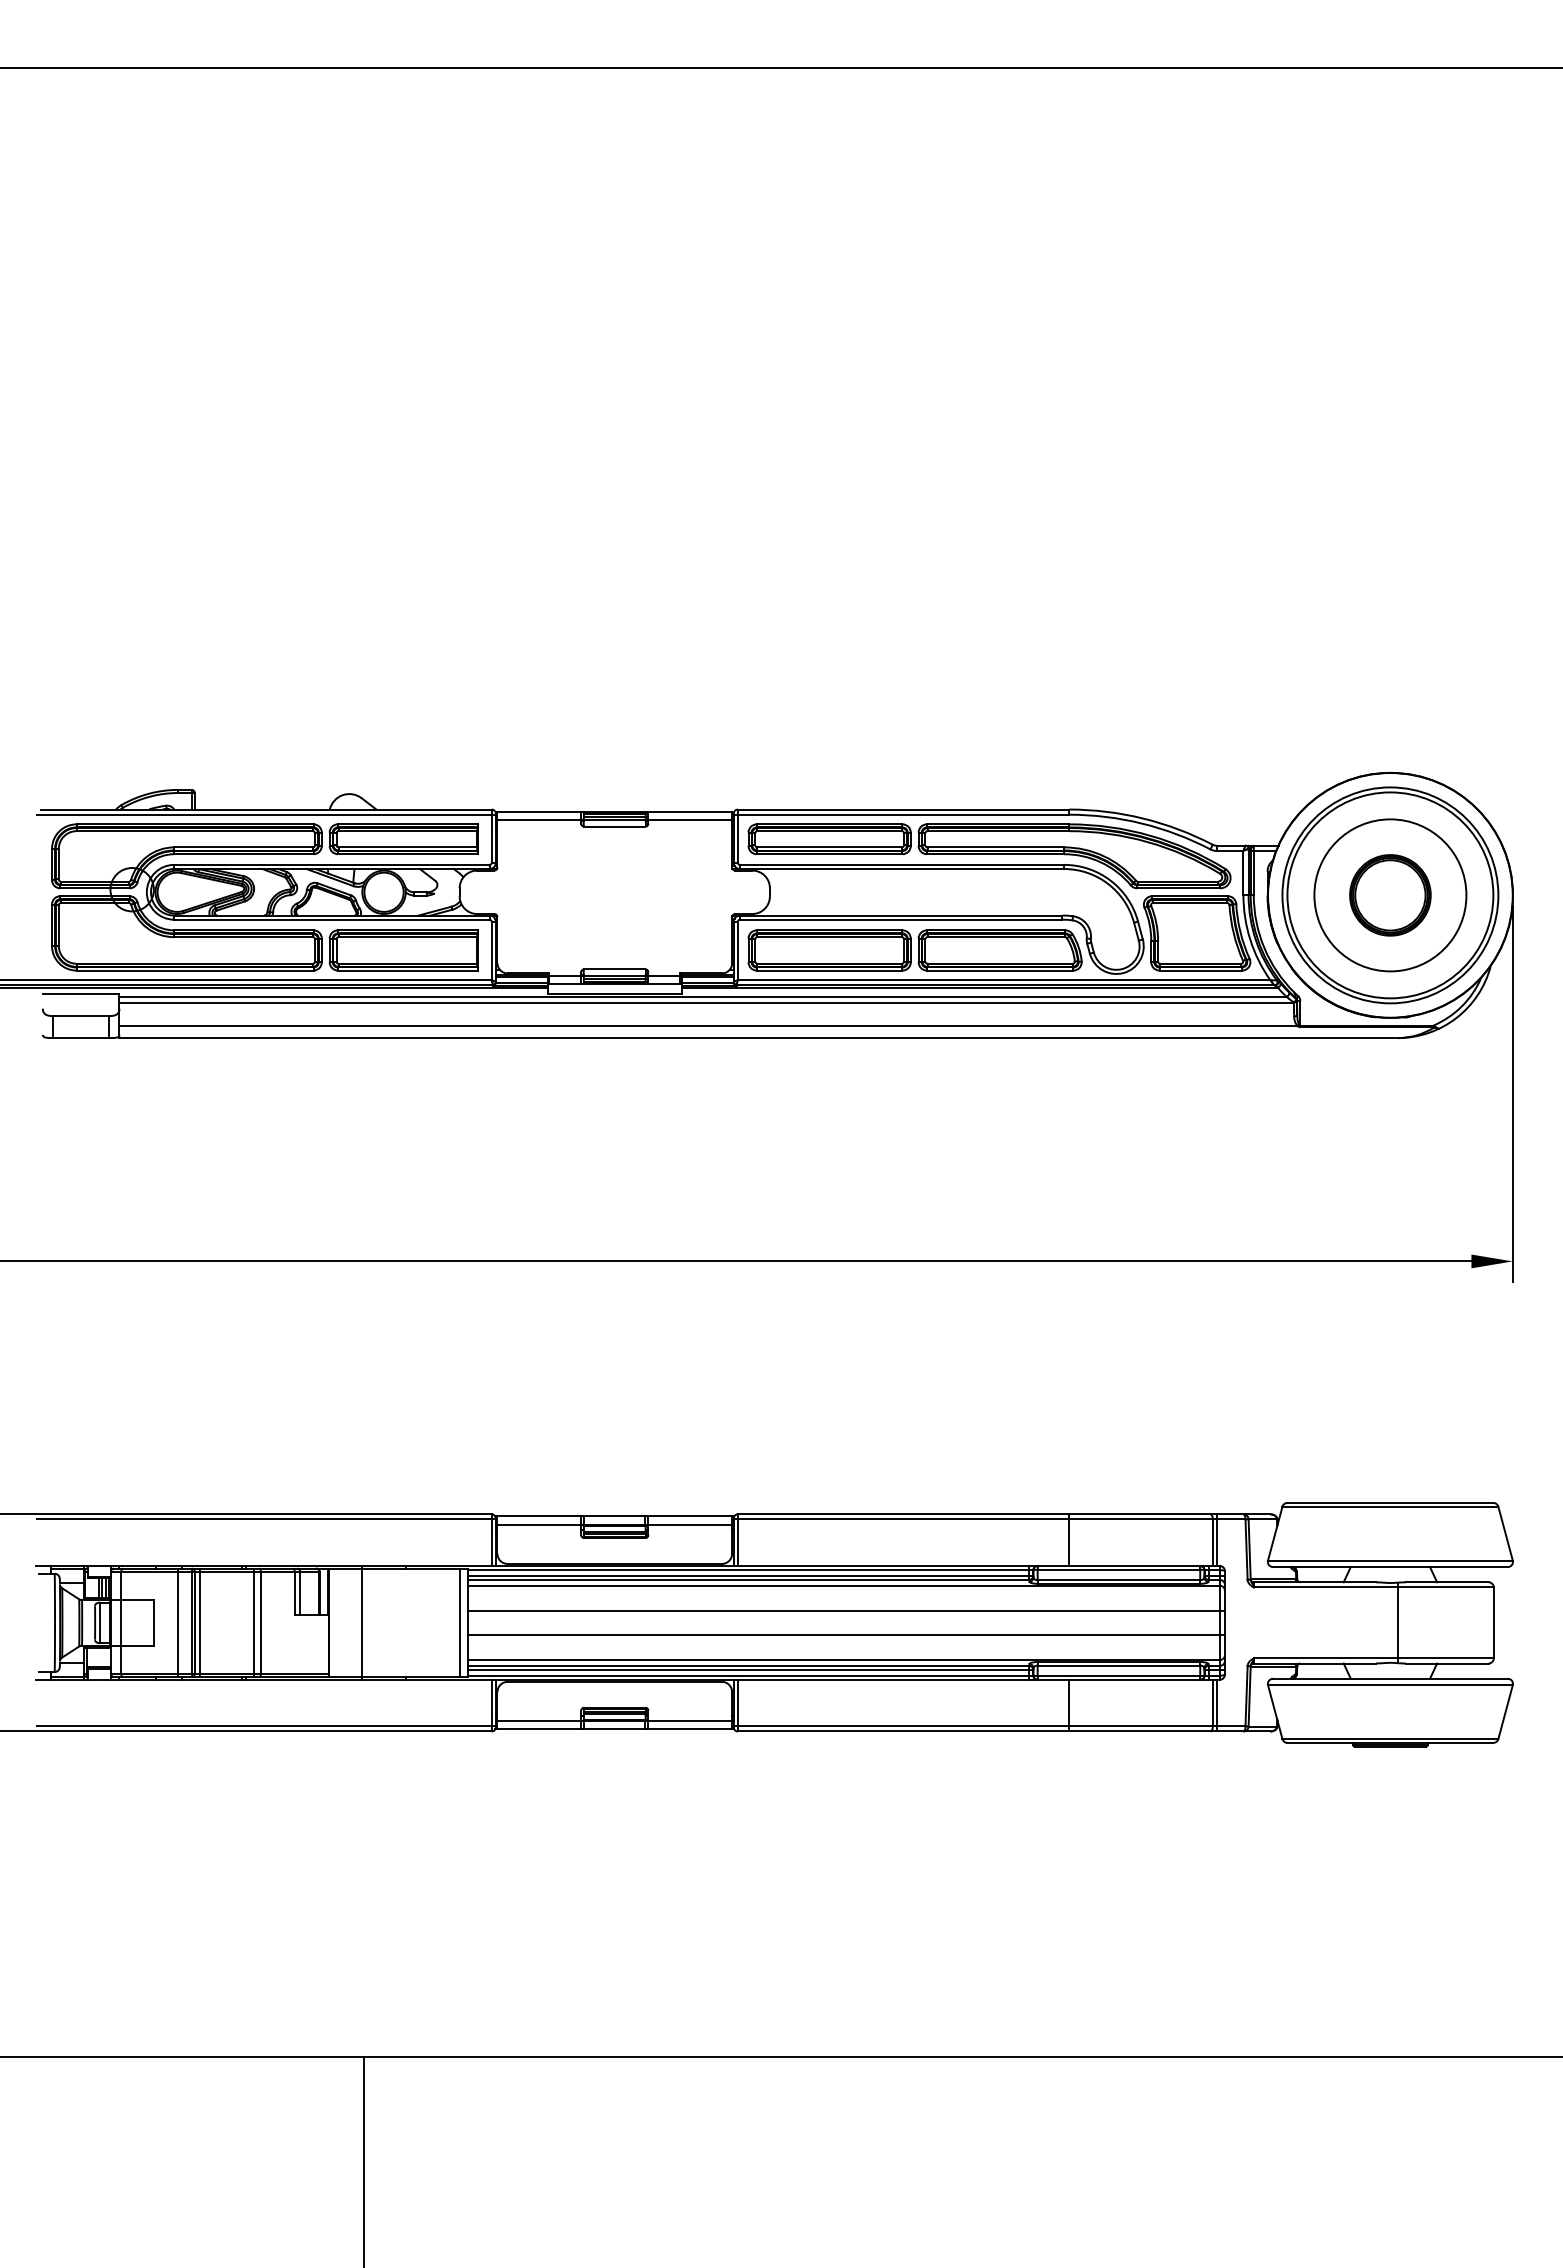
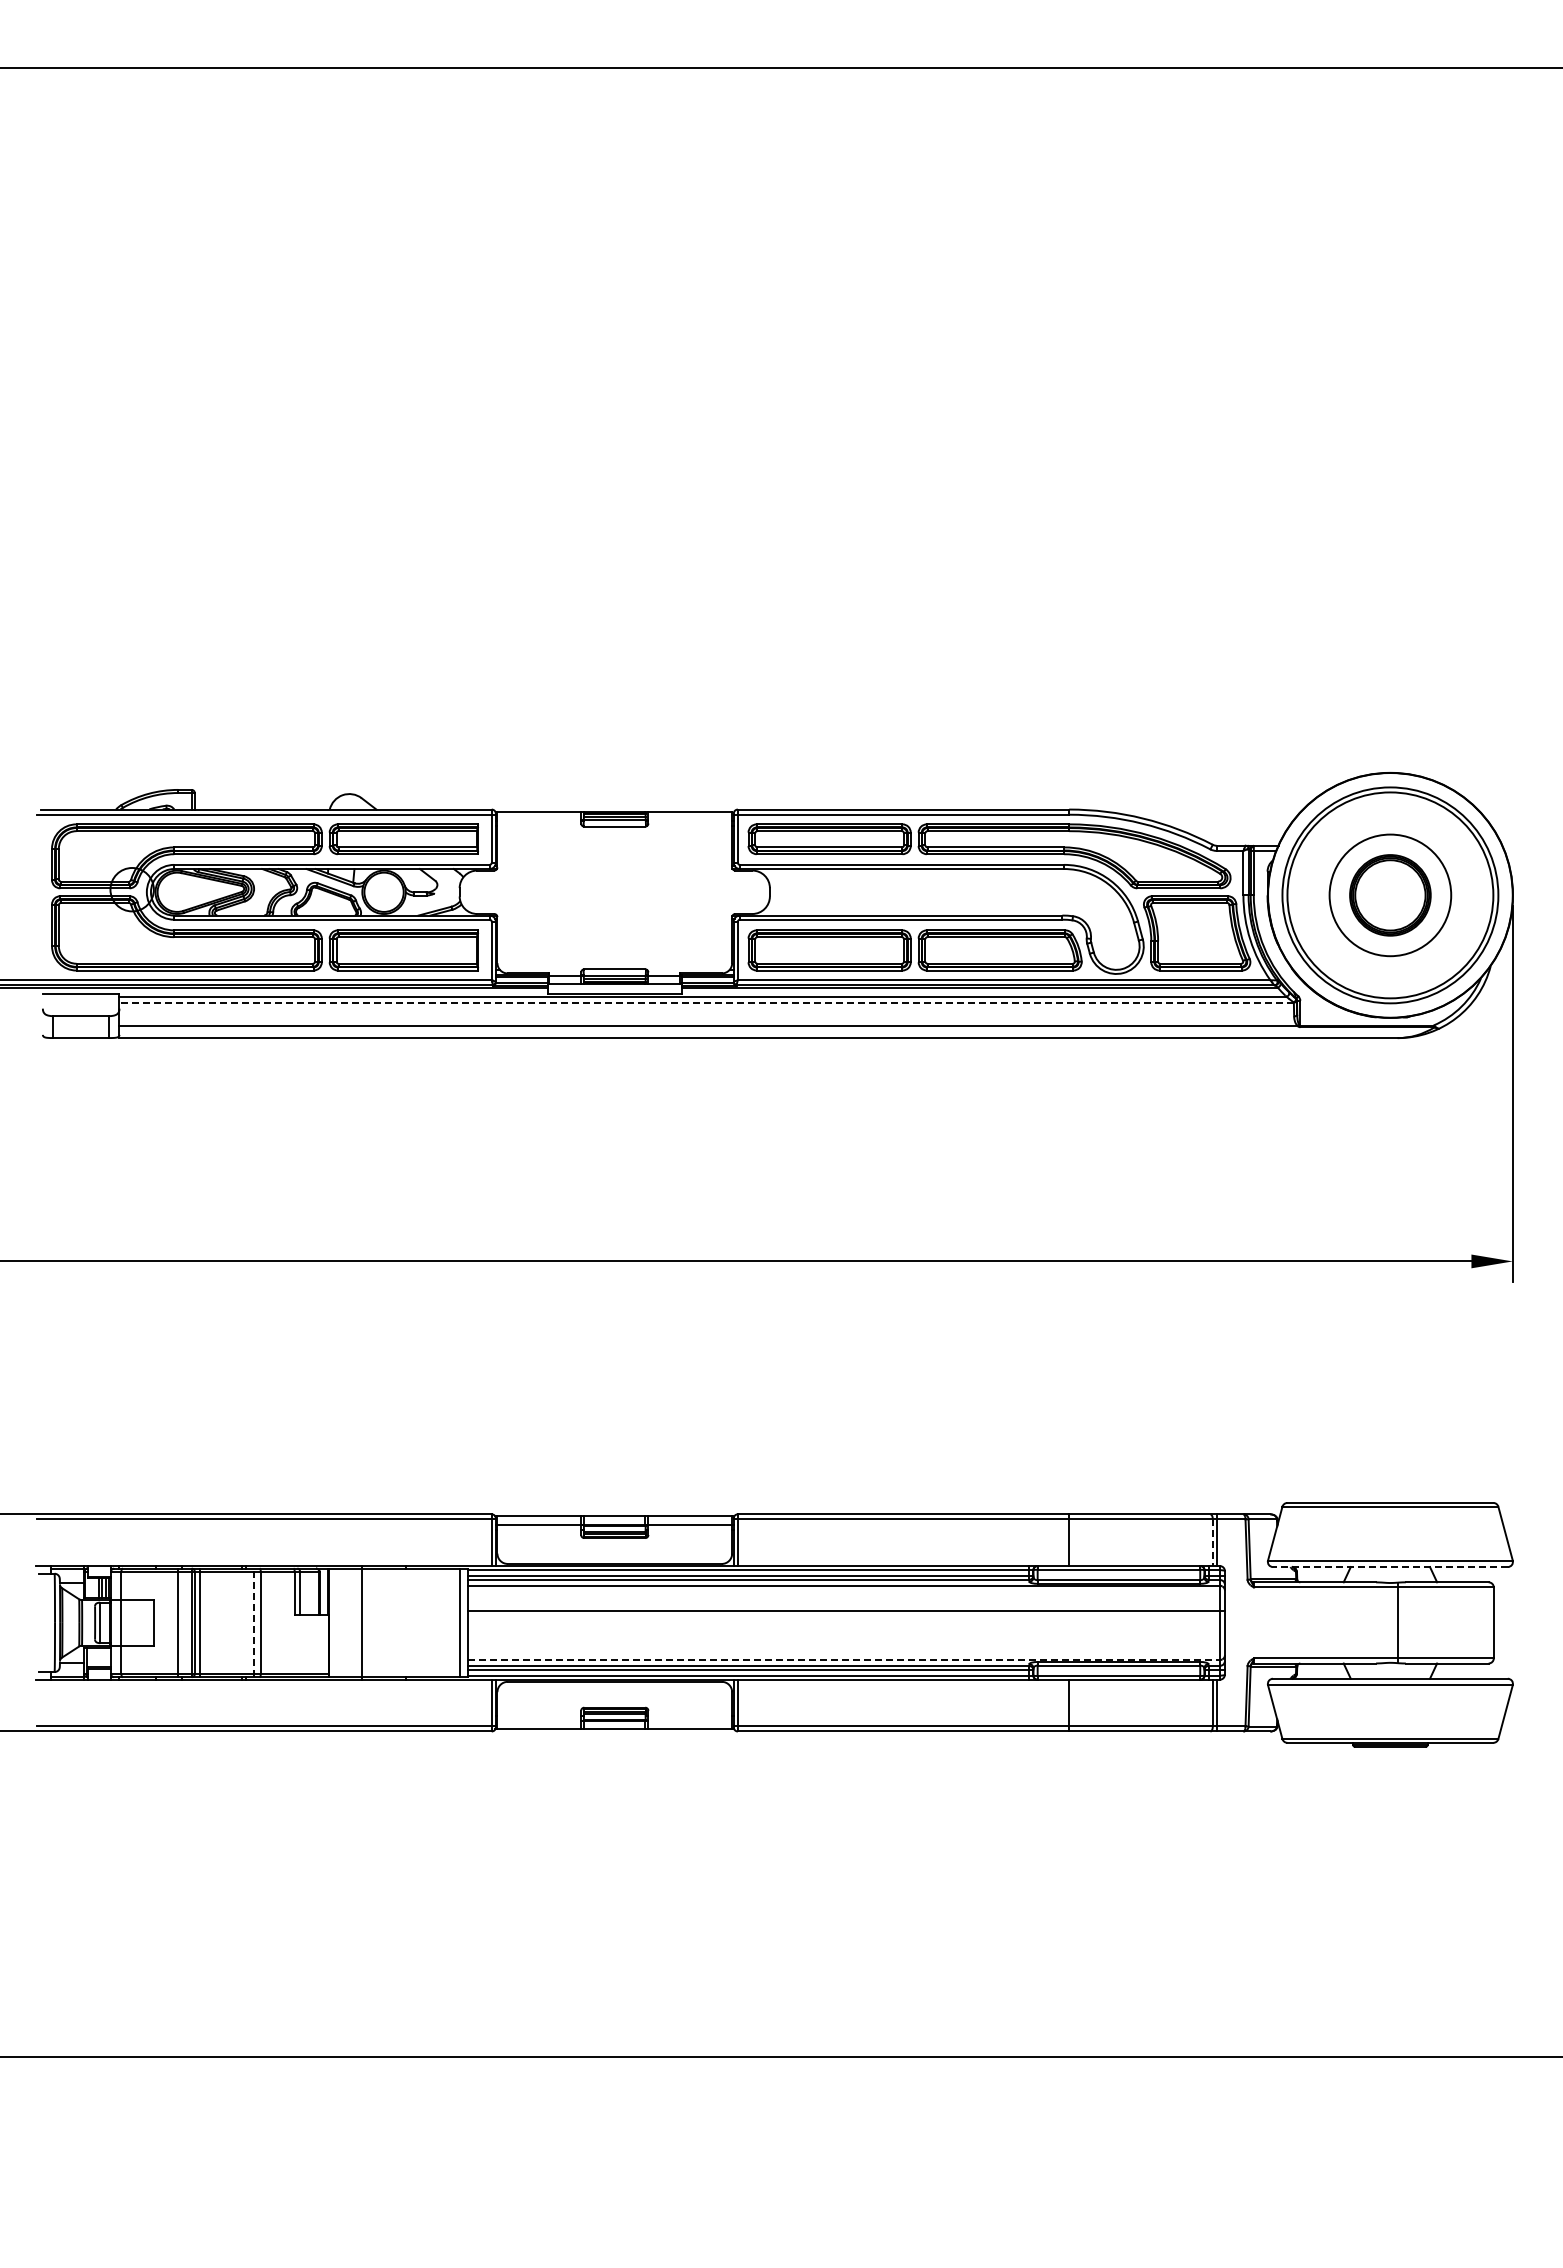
line: present -> none (539, 820)
line: present -> none (690, 820)
circle diameter: 152 px -> 122 px (1390, 895)
line: solid -> dashed (706, 1002)
line: solid -> dashed (1212, 1543)
line: solid -> dashed (1389, 1567)
line: solid -> dashed (253, 1622)
line: present -> none (845, 1635)
line: solid -> dashed (844, 1660)
line: present -> none (538, 1721)
line: present -> none (690, 1721)
line: present -> none (364, 2160)
